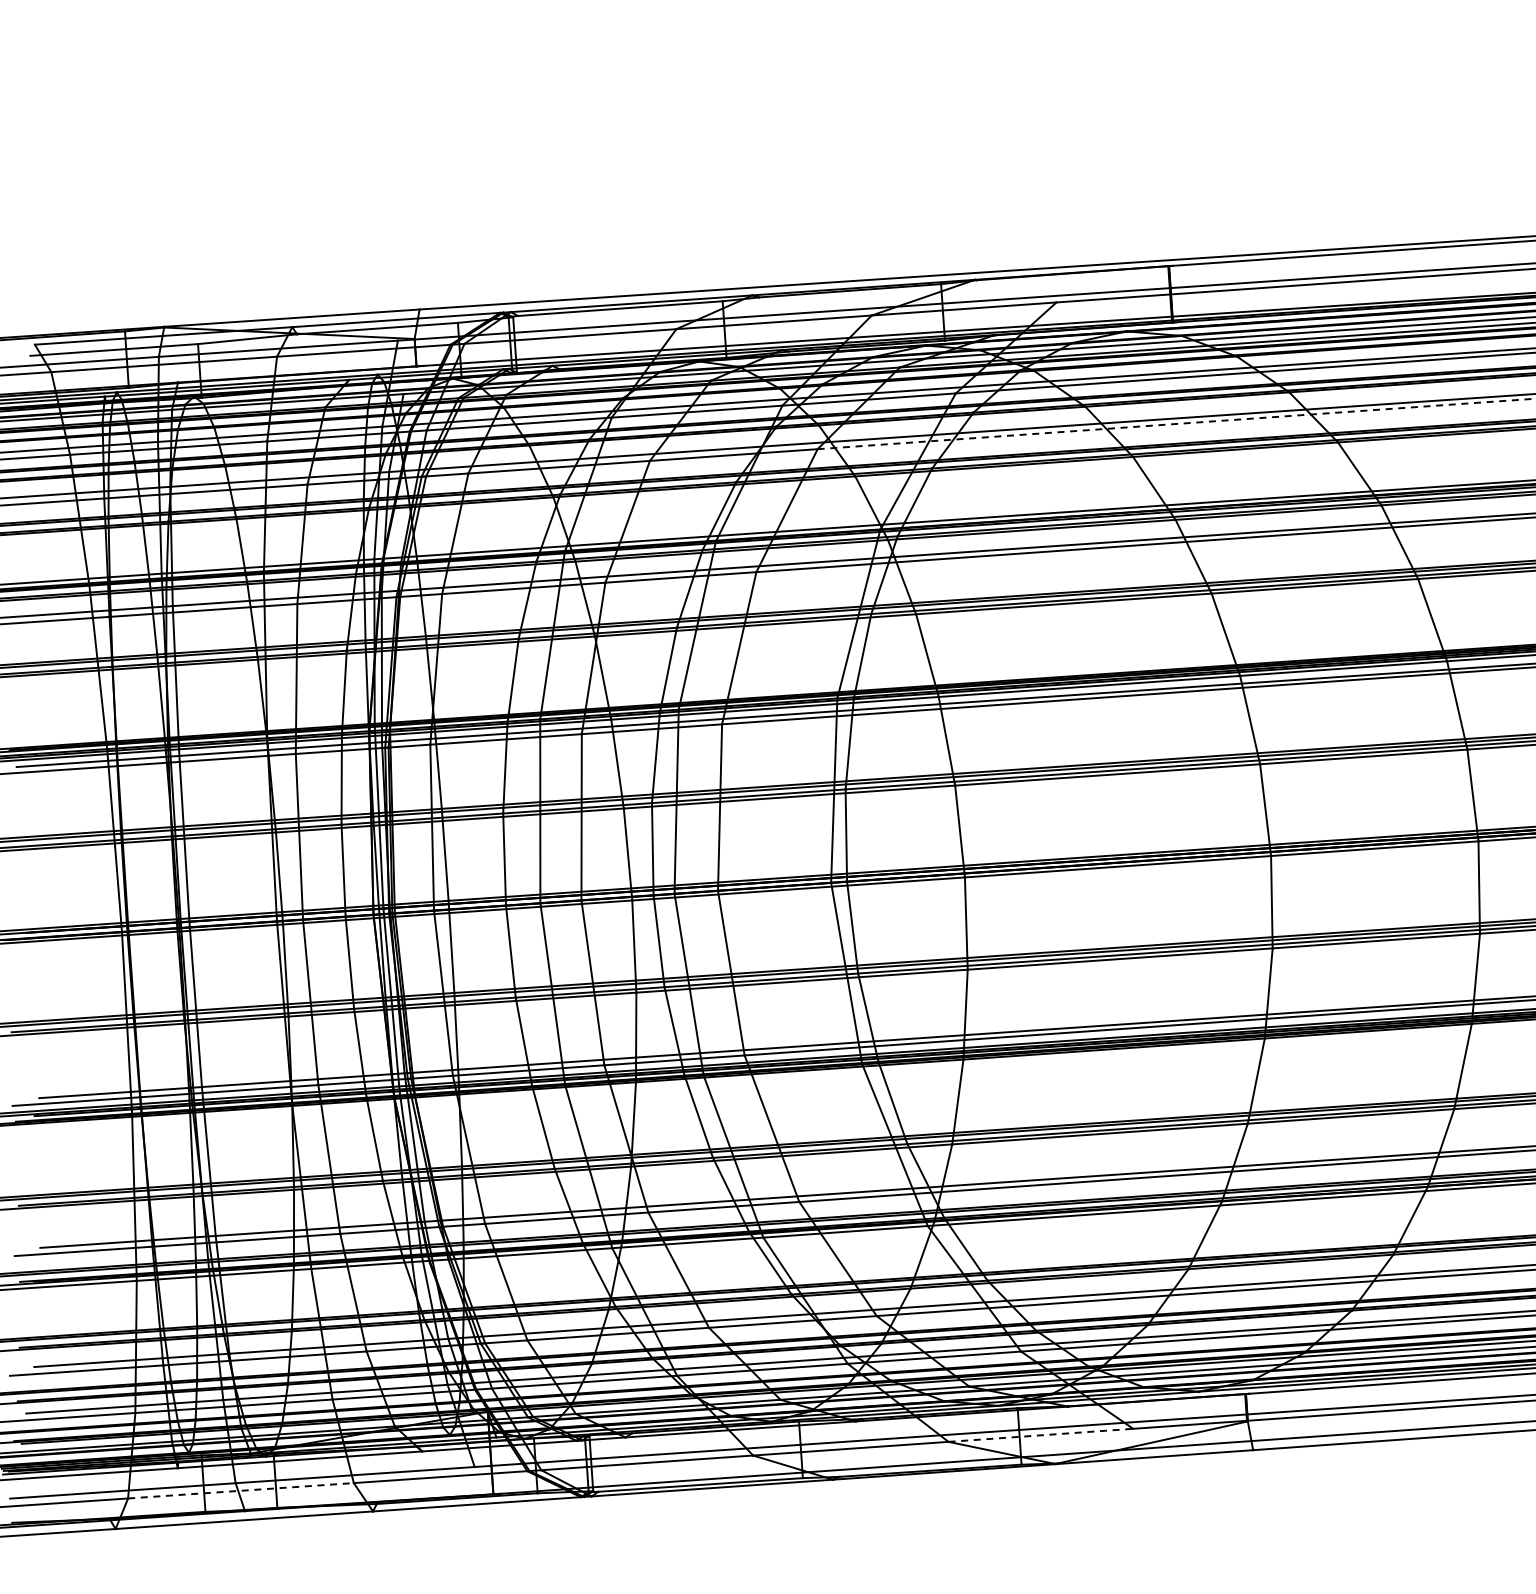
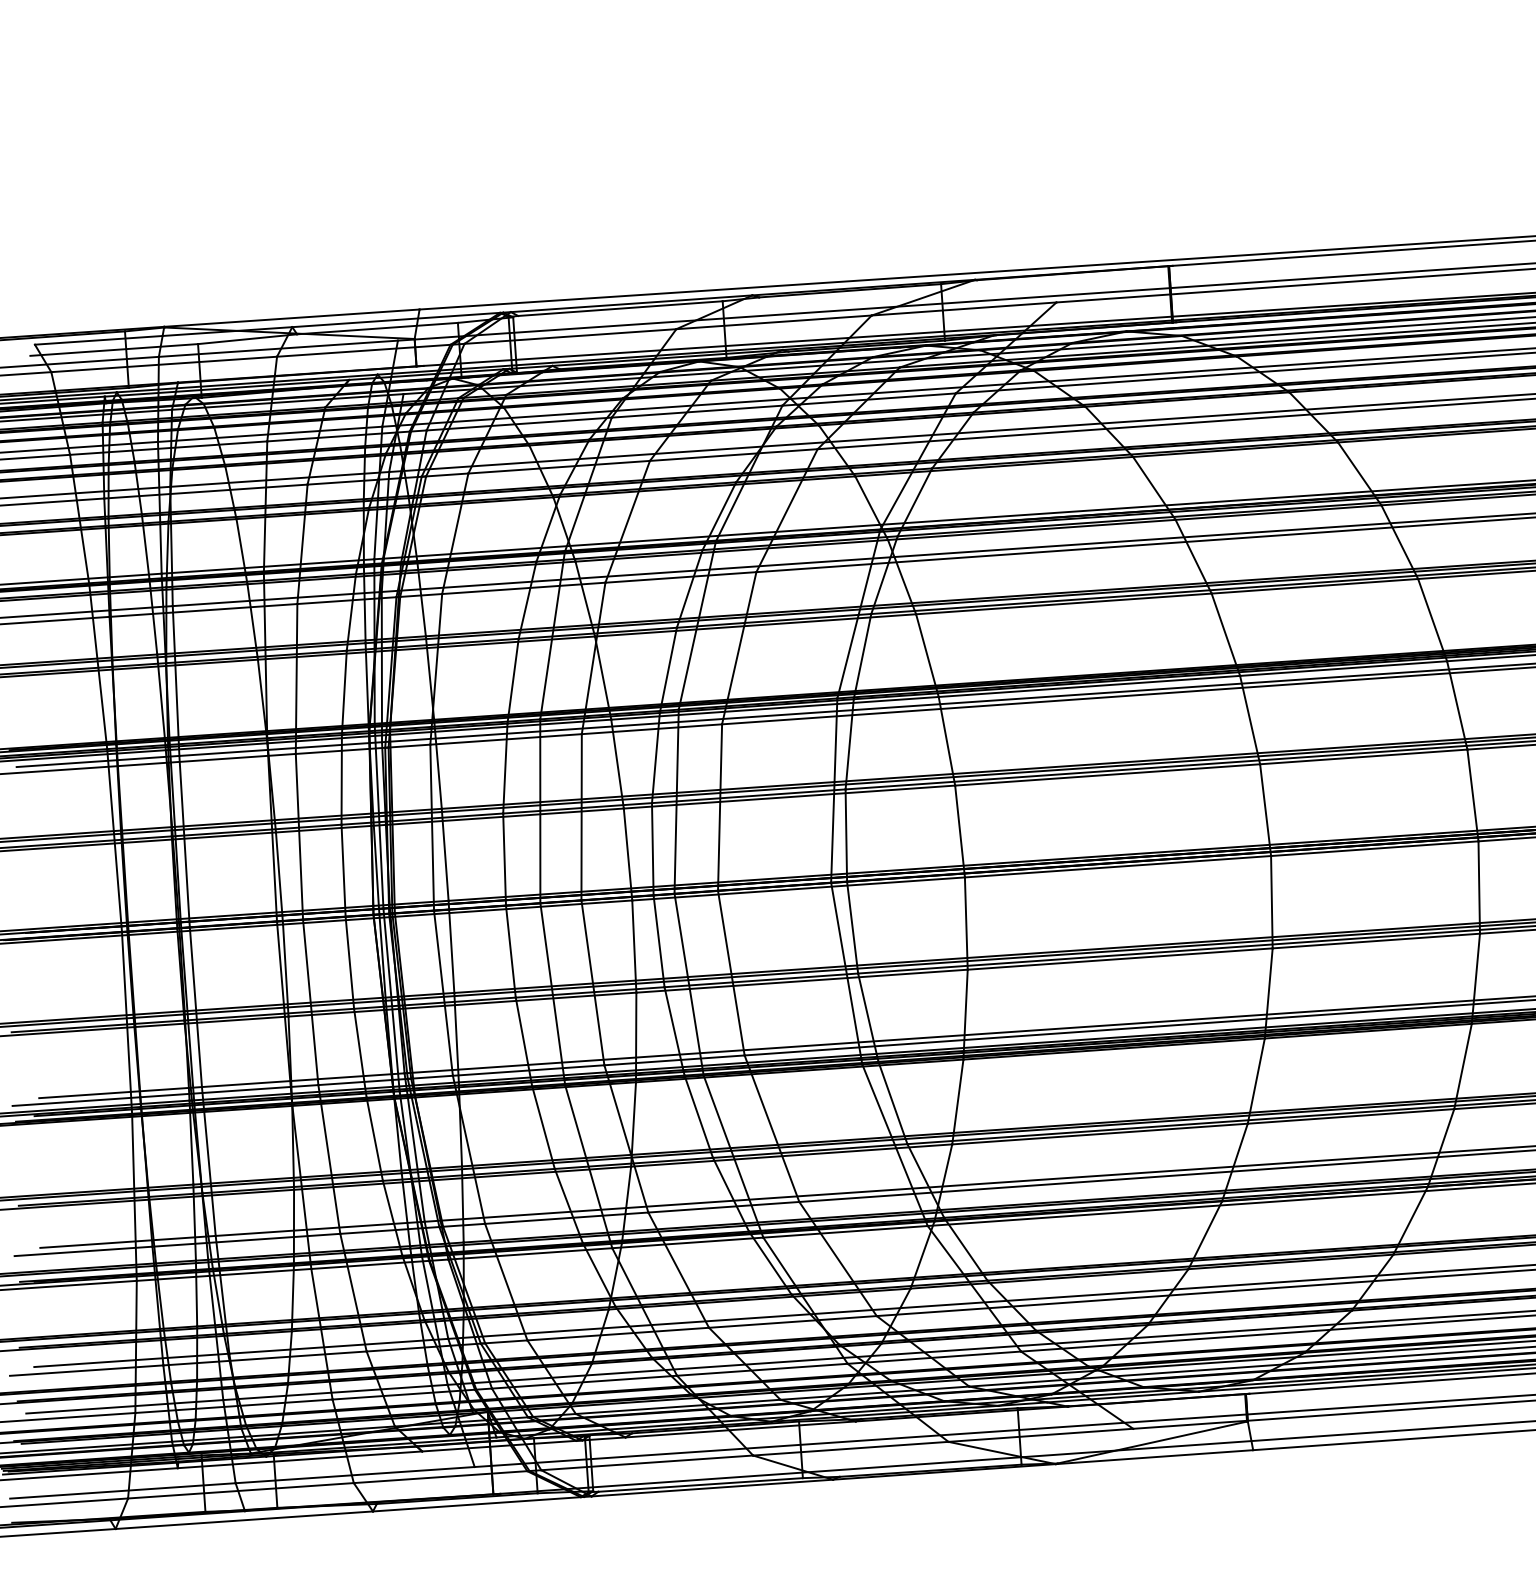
line: dashed -> solid (1176, 423)
line: dashed -> solid (1040, 1435)
line: dashed -> solid (241, 1490)
